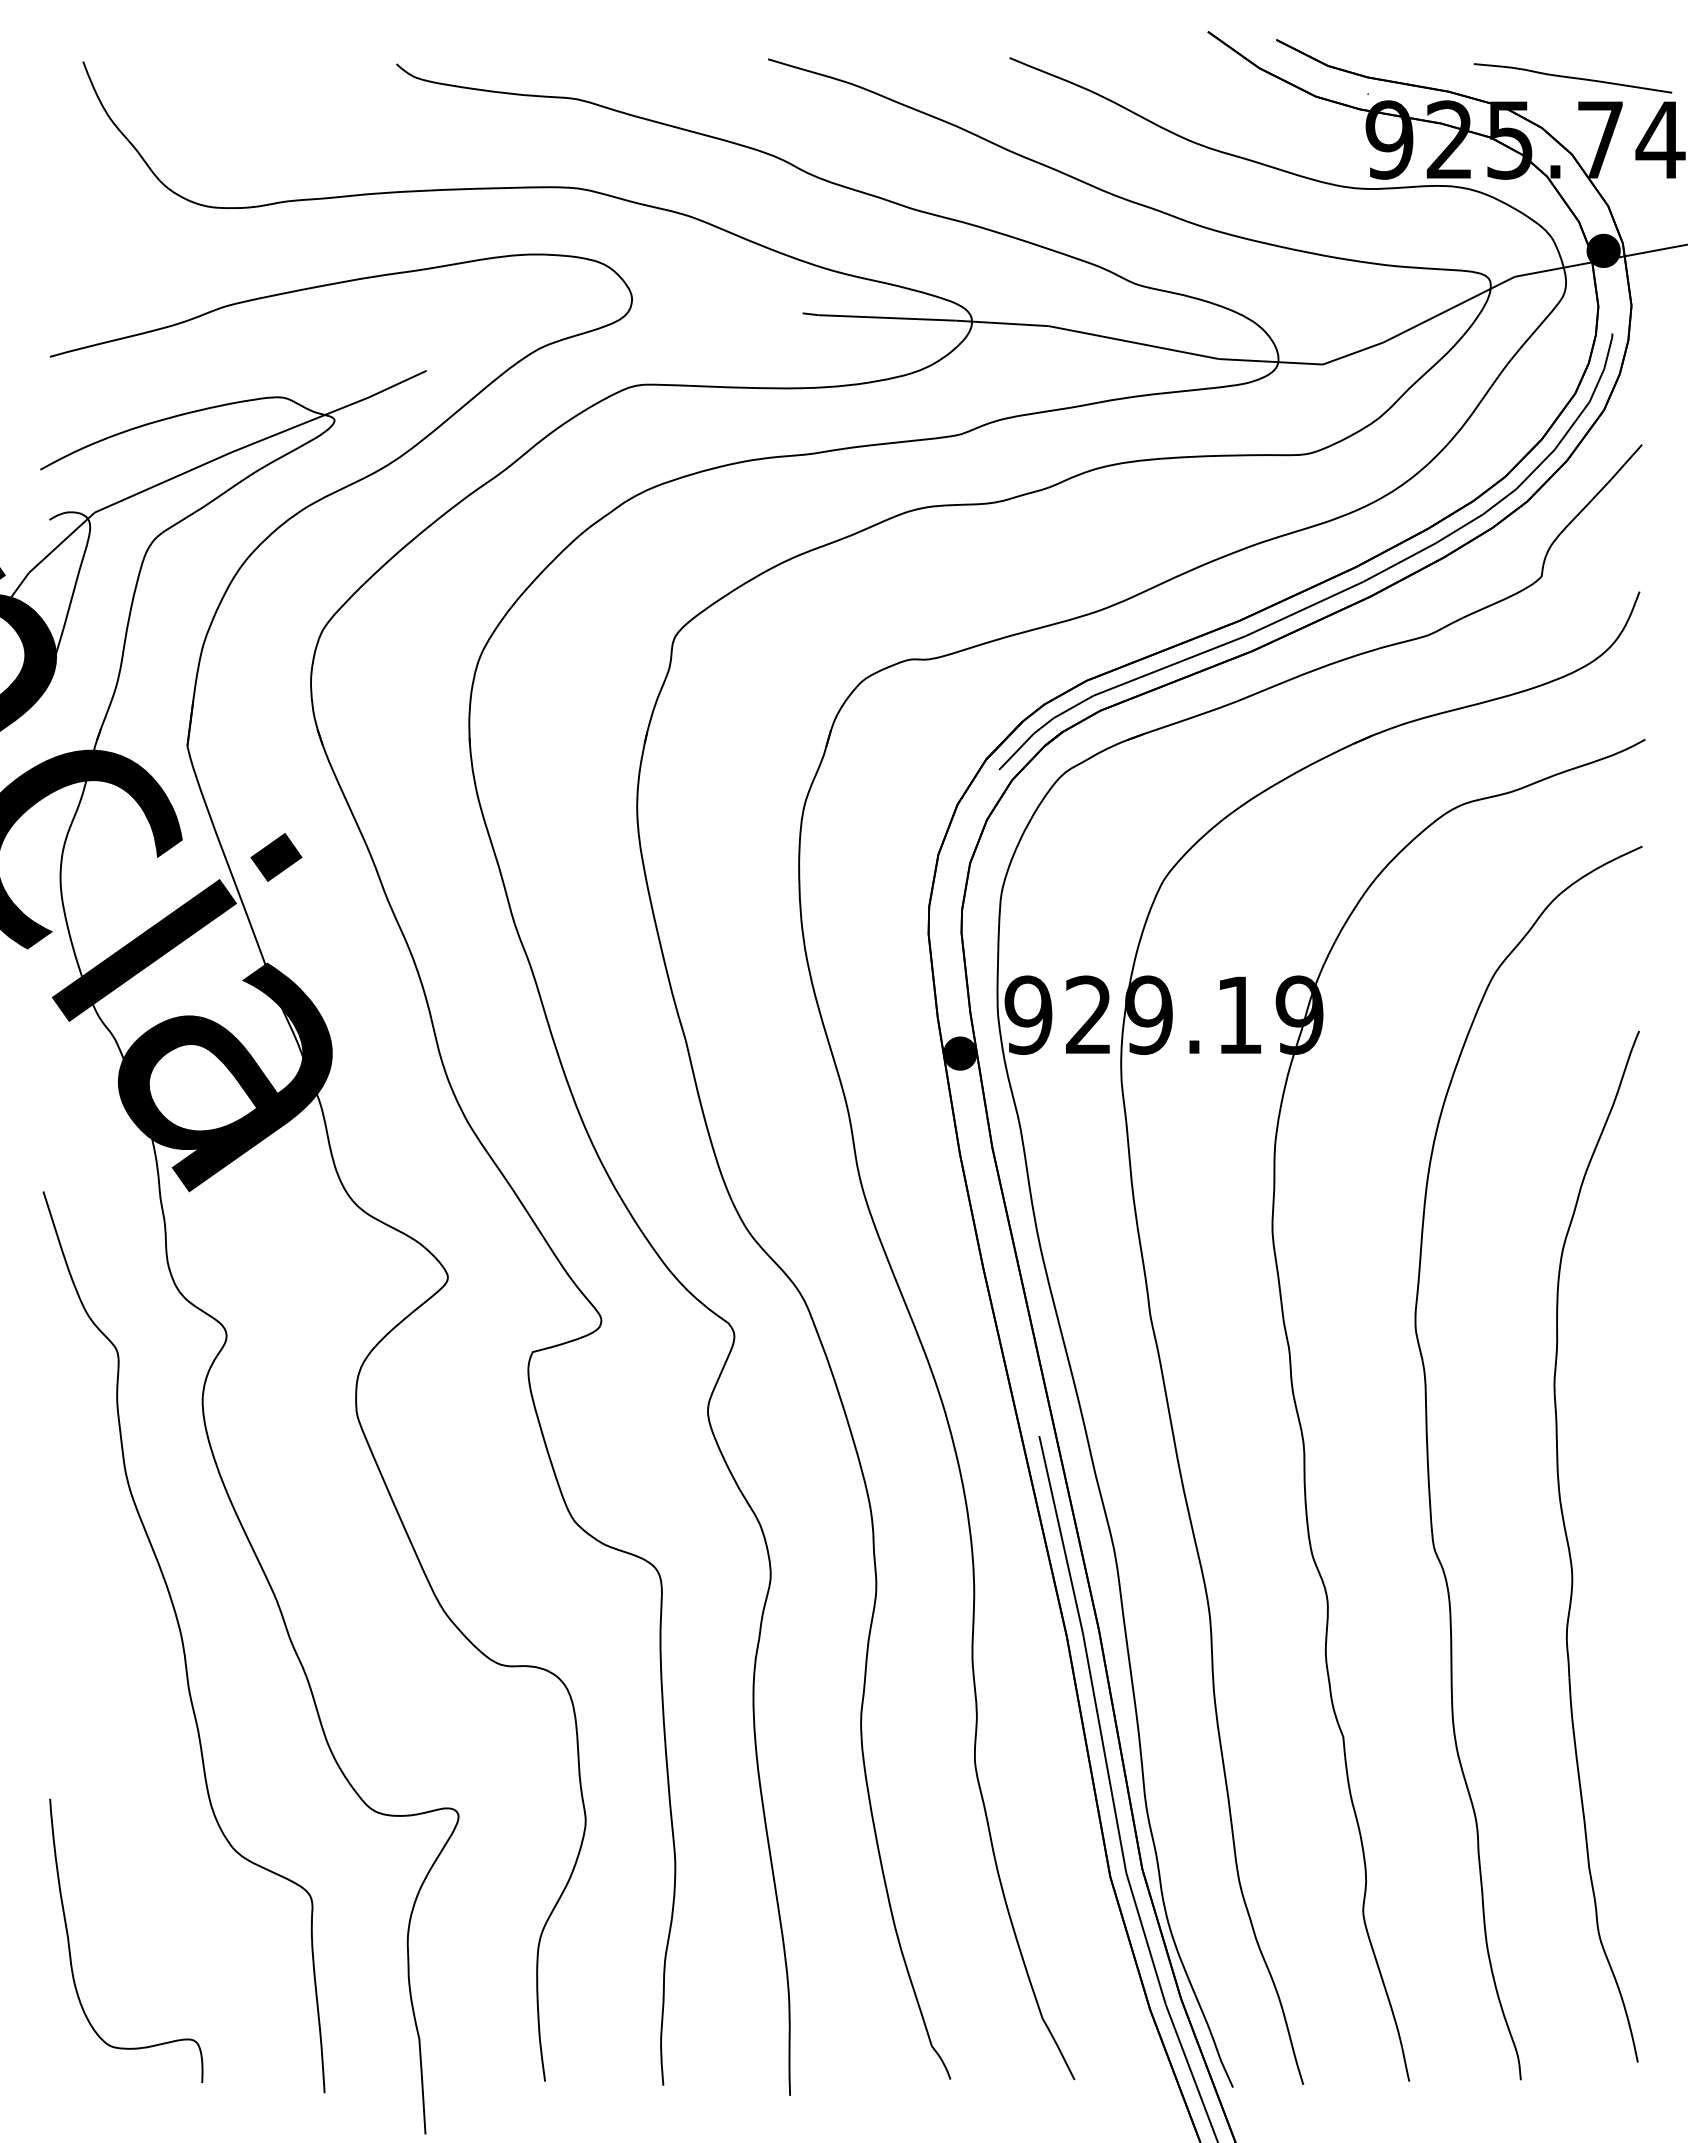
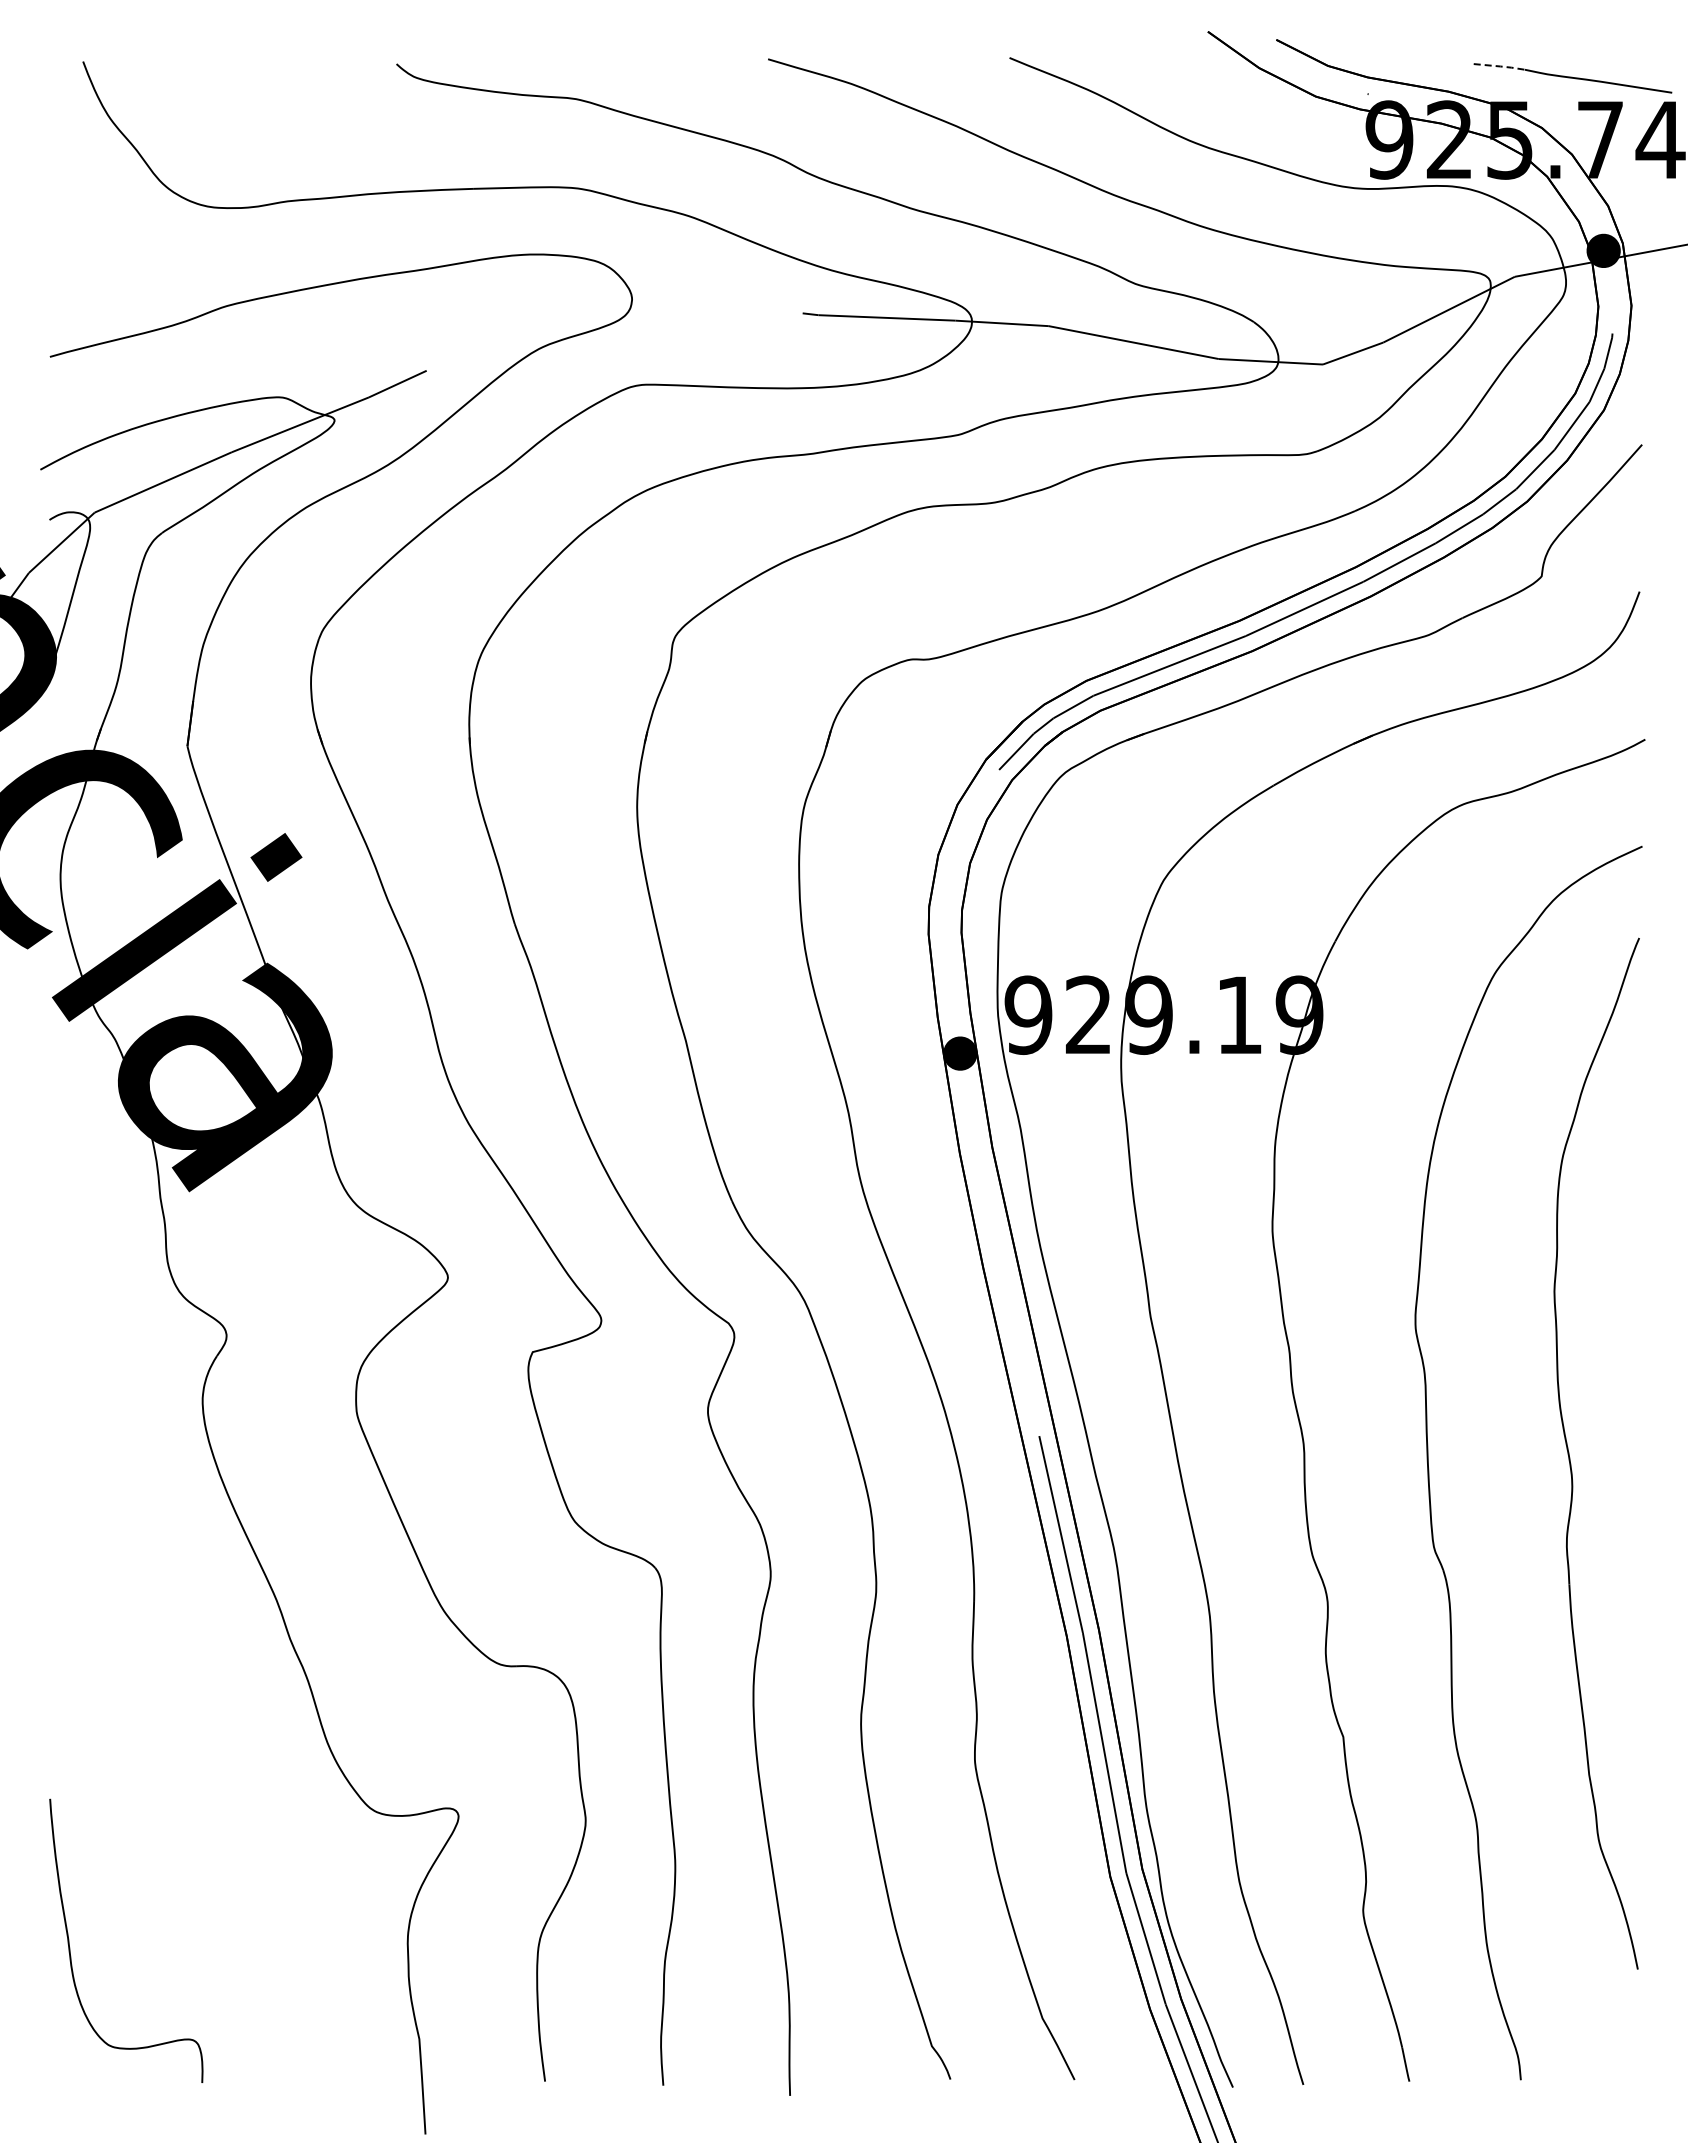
line: solid -> dashed (1500, 66)
part position: (1570, 1550) -> (1570, 1457) (1570, 1457)
part: present -> none (183, 1642)
